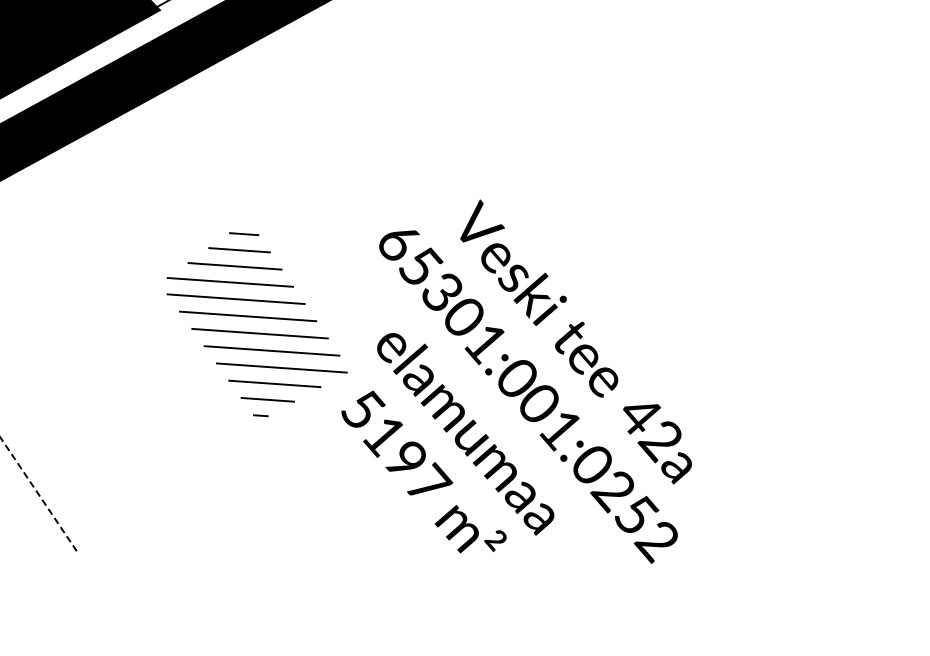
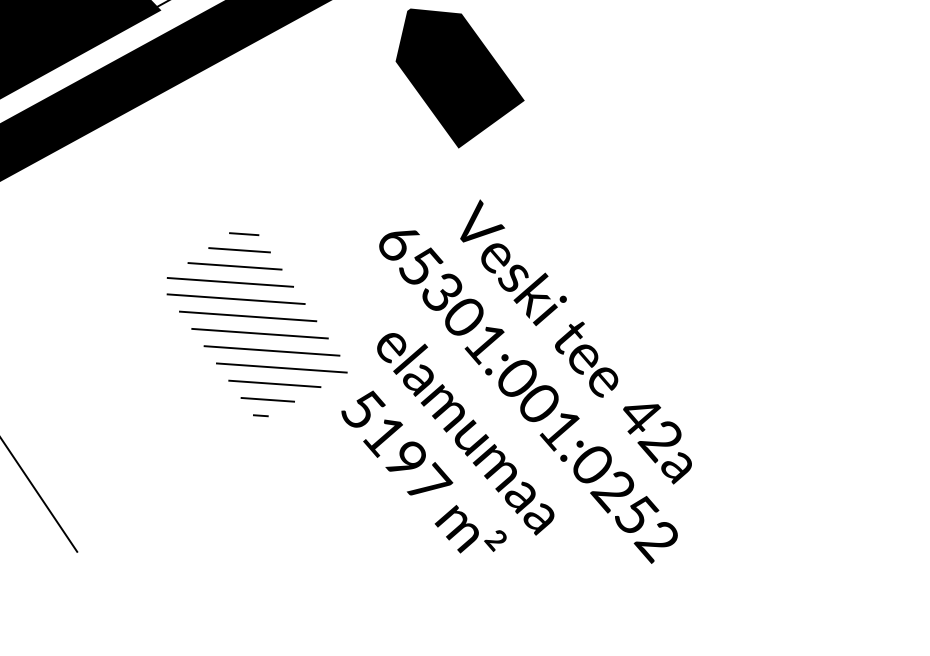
line: none -> present (459, 78)
line: dashed -> solid (39, 495)
